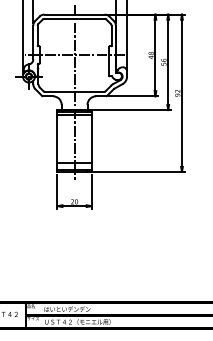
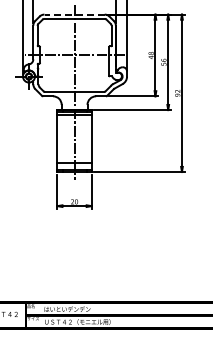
line: solid -> dashed (74, 14)
